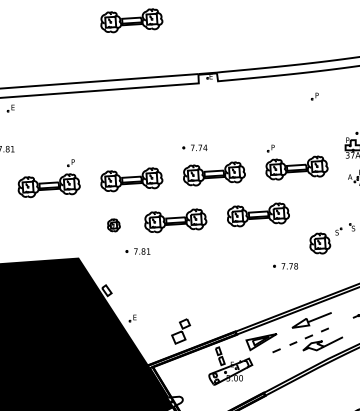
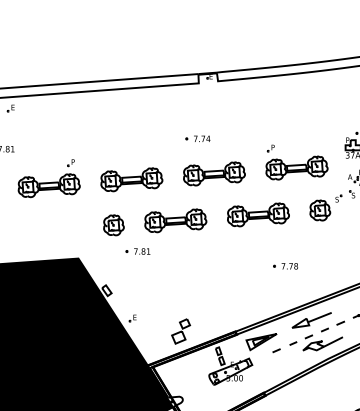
part: present -> none (131, 20)
part: present -> none (314, 96)
part position: (194, 147) -> (197, 138) (197, 138)
part size: 14x15 px -> 22x23 px (113, 225)
part position: (332, 238) -> (332, 205) (332, 205)
line: none -> present (340, 322)
